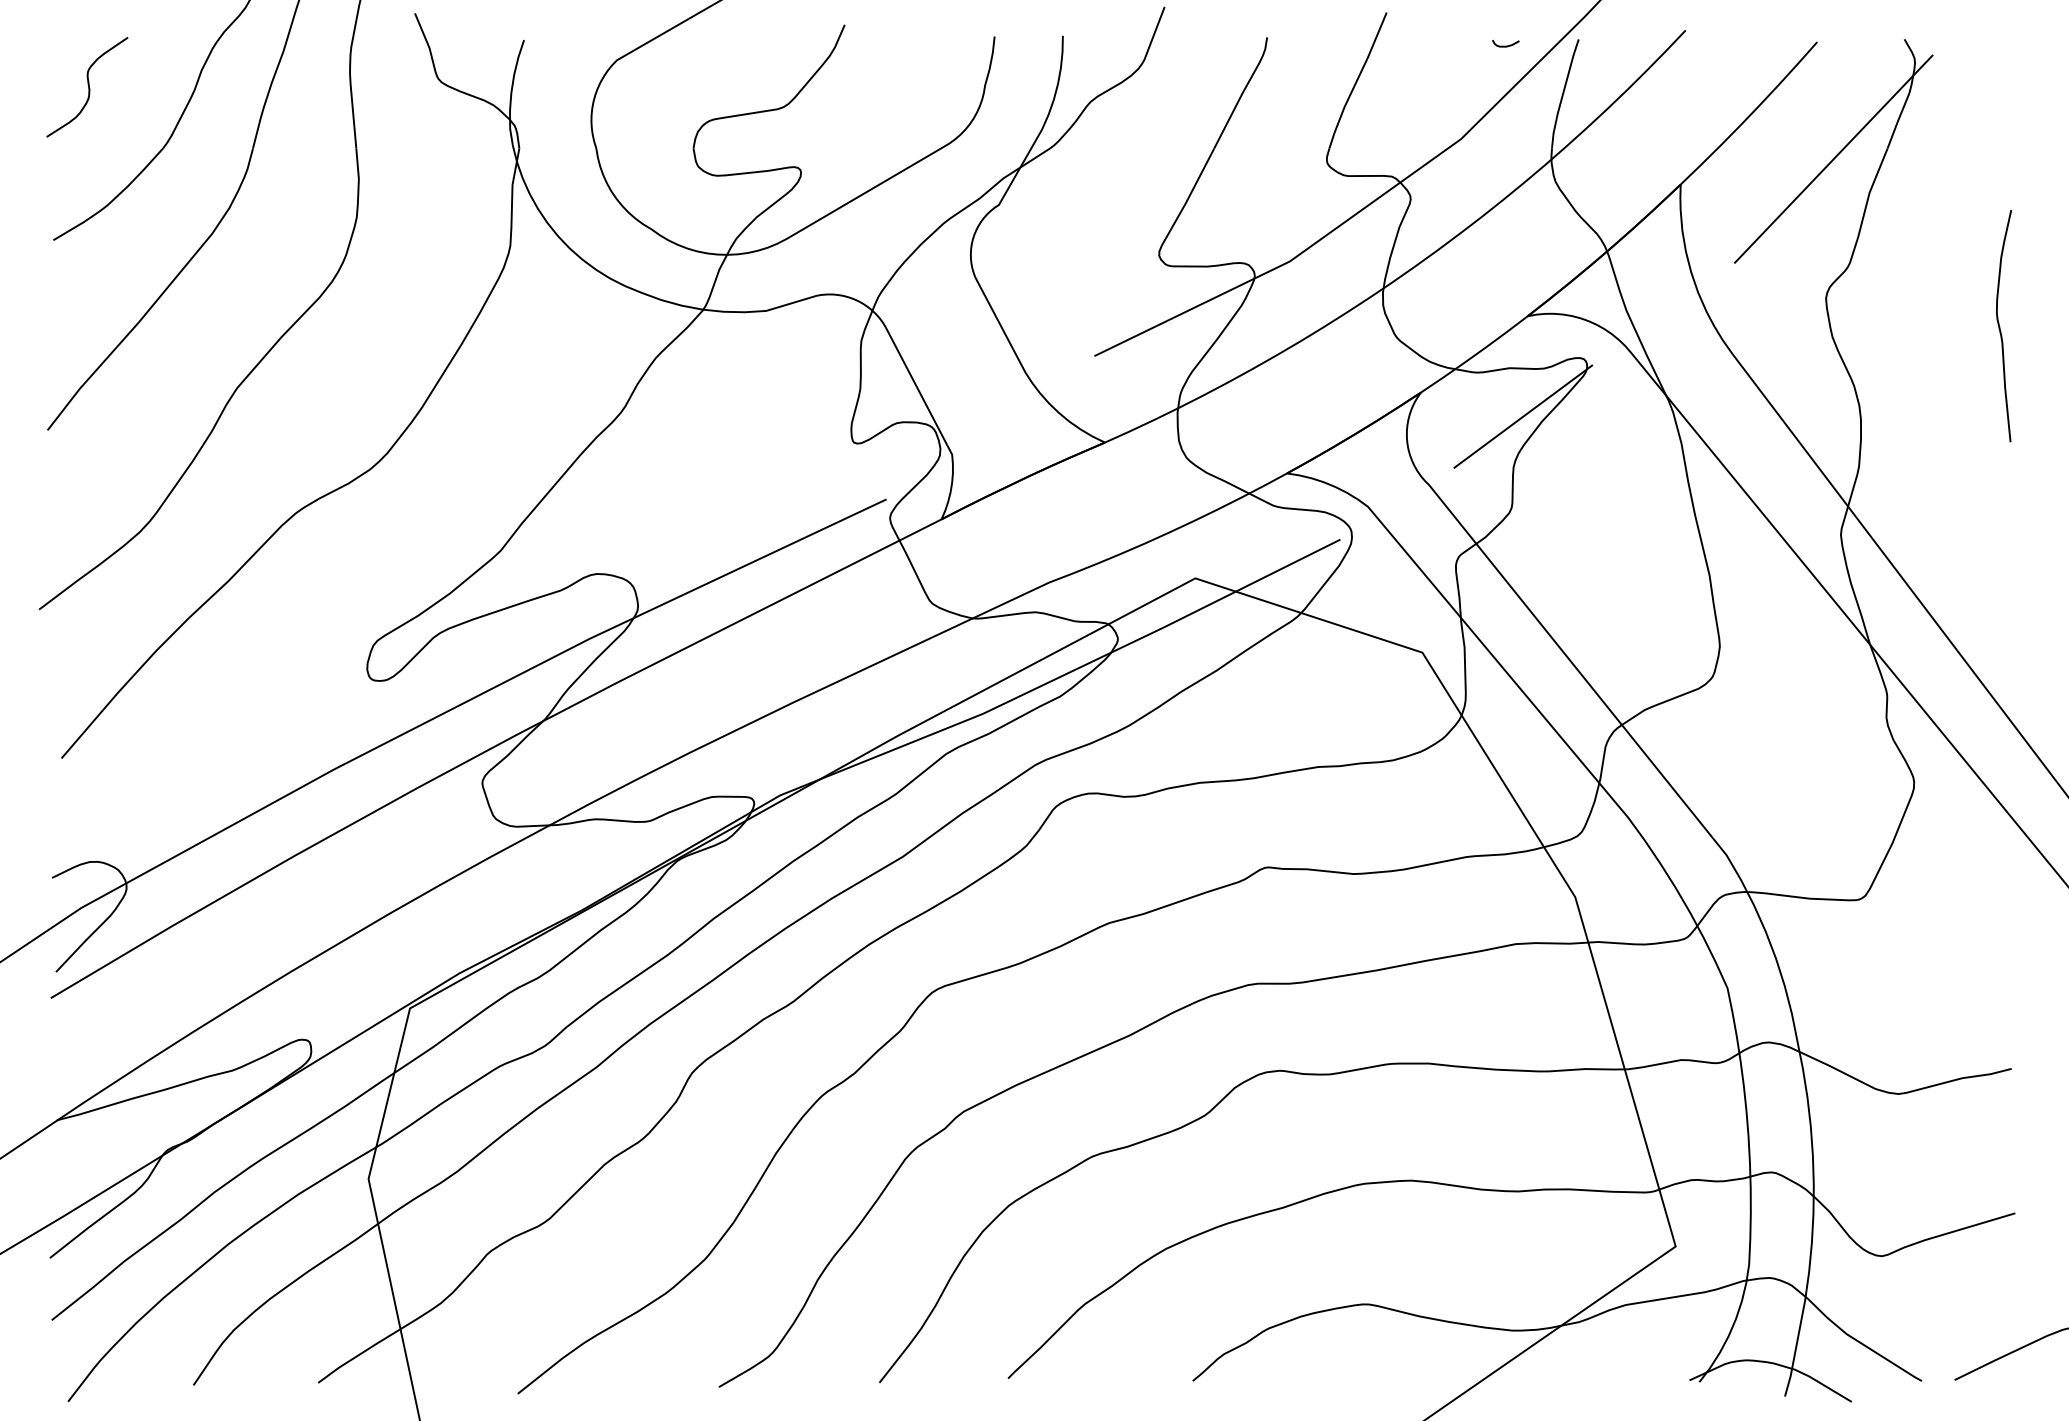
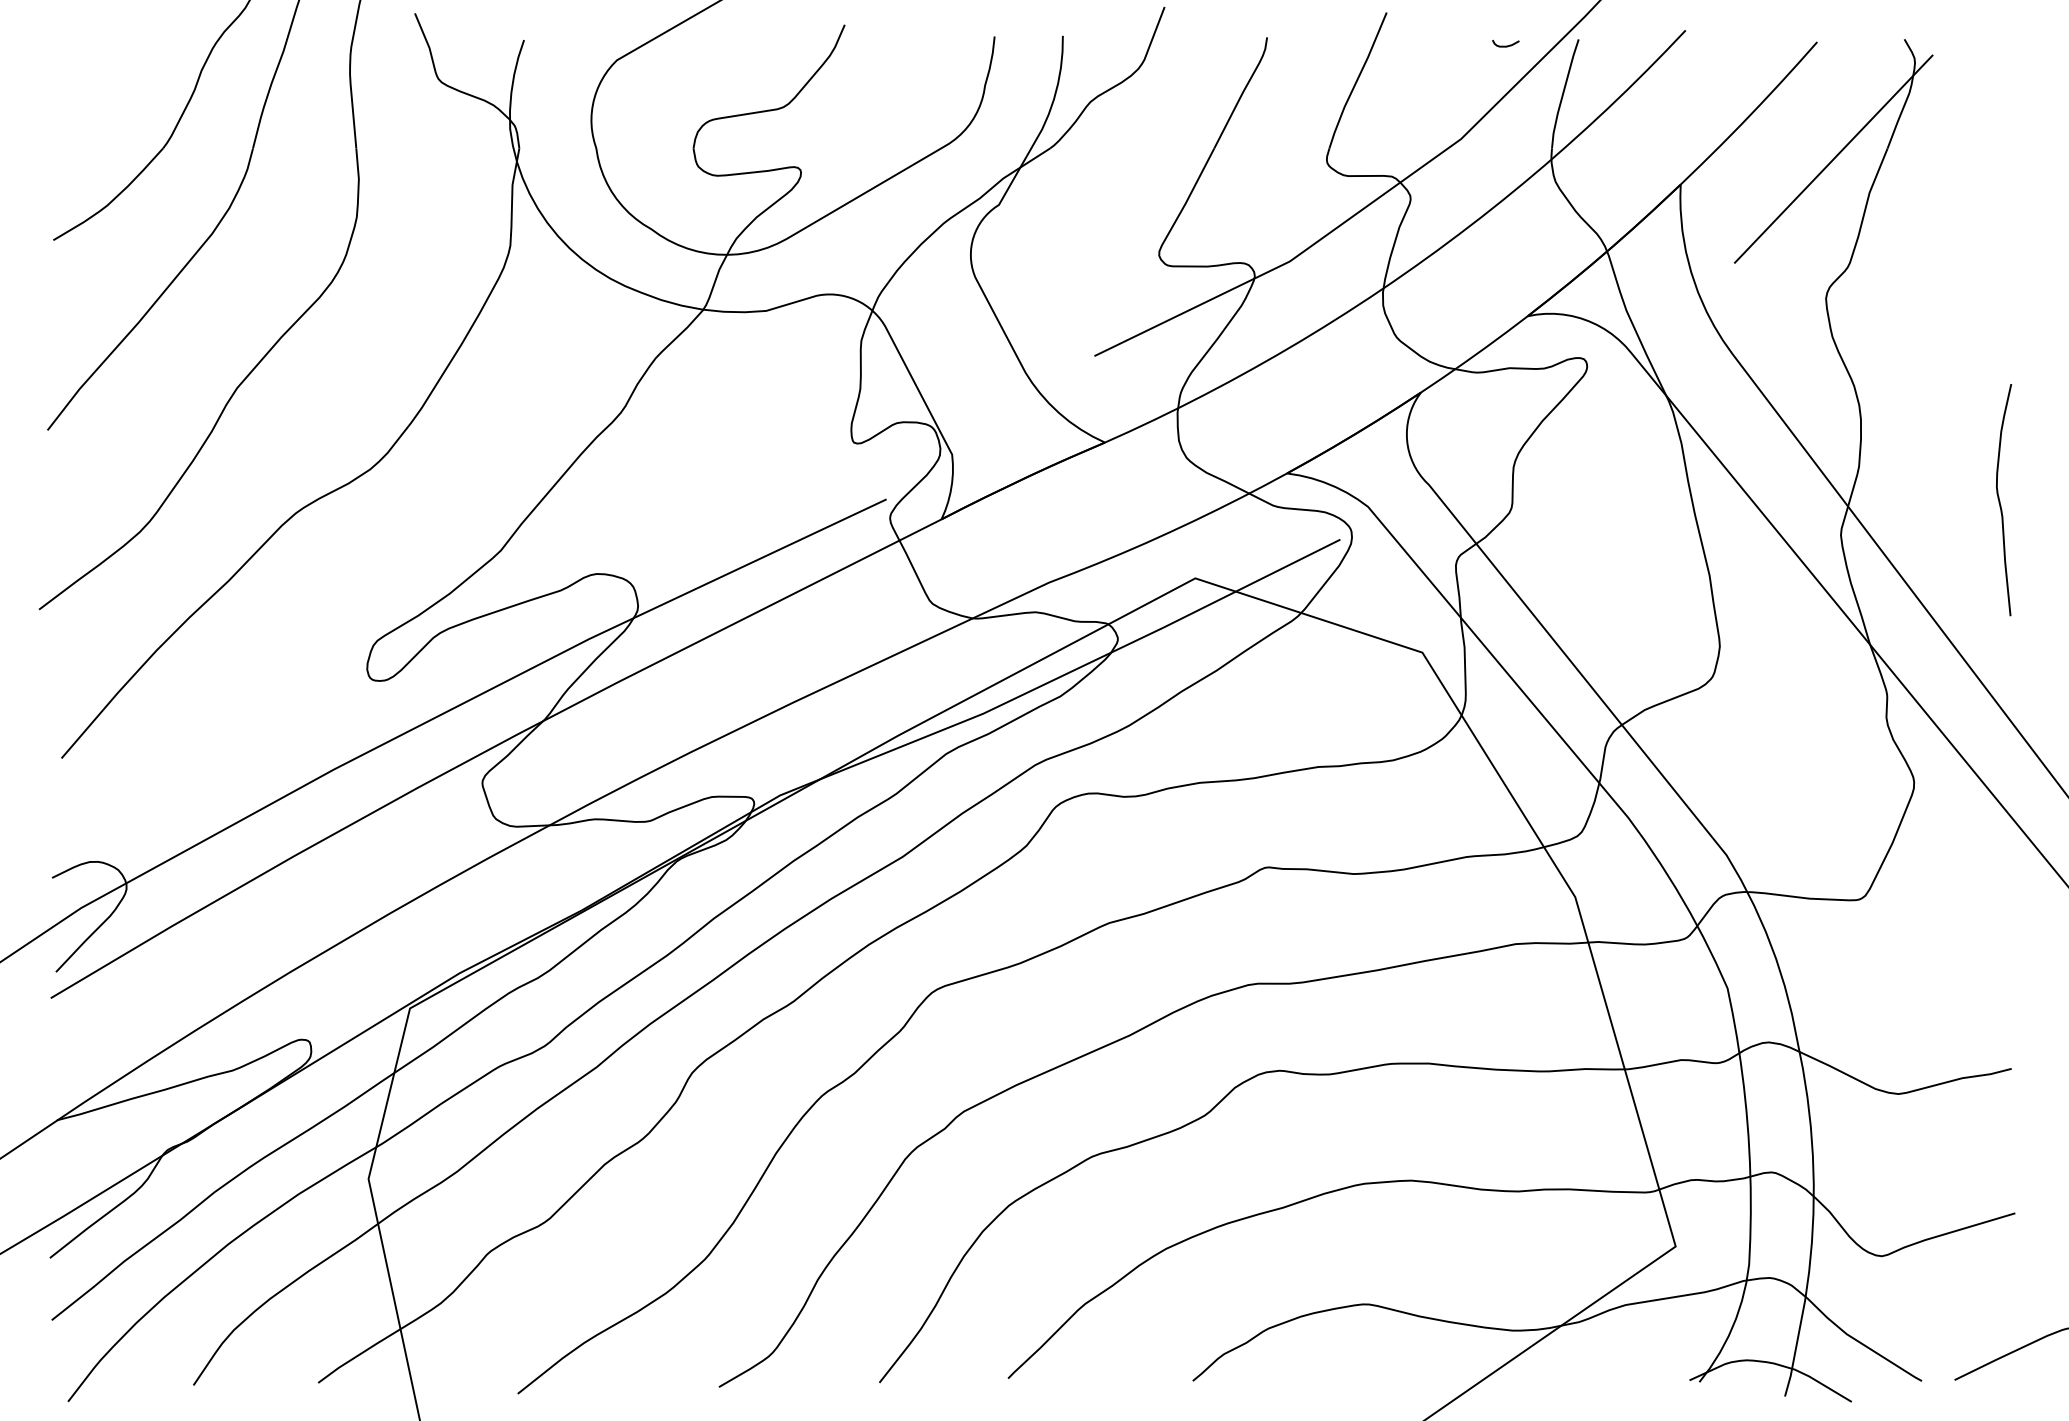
curve: present -> none (88, 87)
curve position: (2000, 326) -> (2000, 500) (2000, 500)
line: present -> none (1523, 416)
